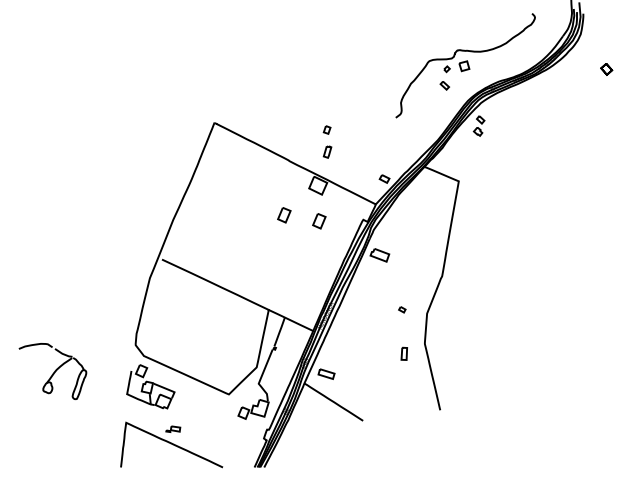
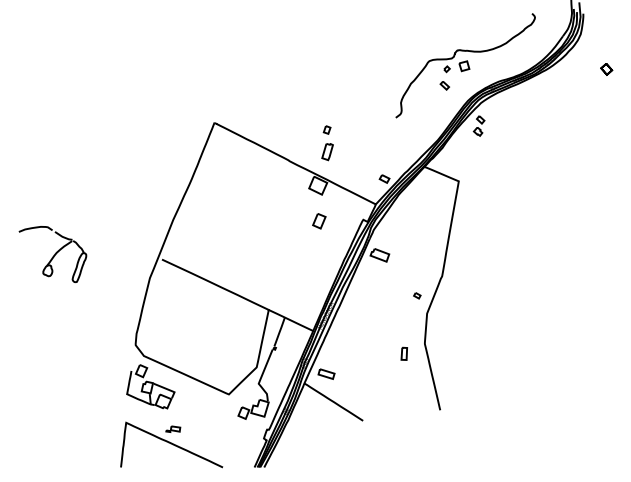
part size: 11x14 px -> 13x19 px (327, 152)
part: present -> none (284, 215)
part position: (402, 309) -> (417, 295) (417, 295)
part position: (52, 371) -> (52, 254) (52, 254)
